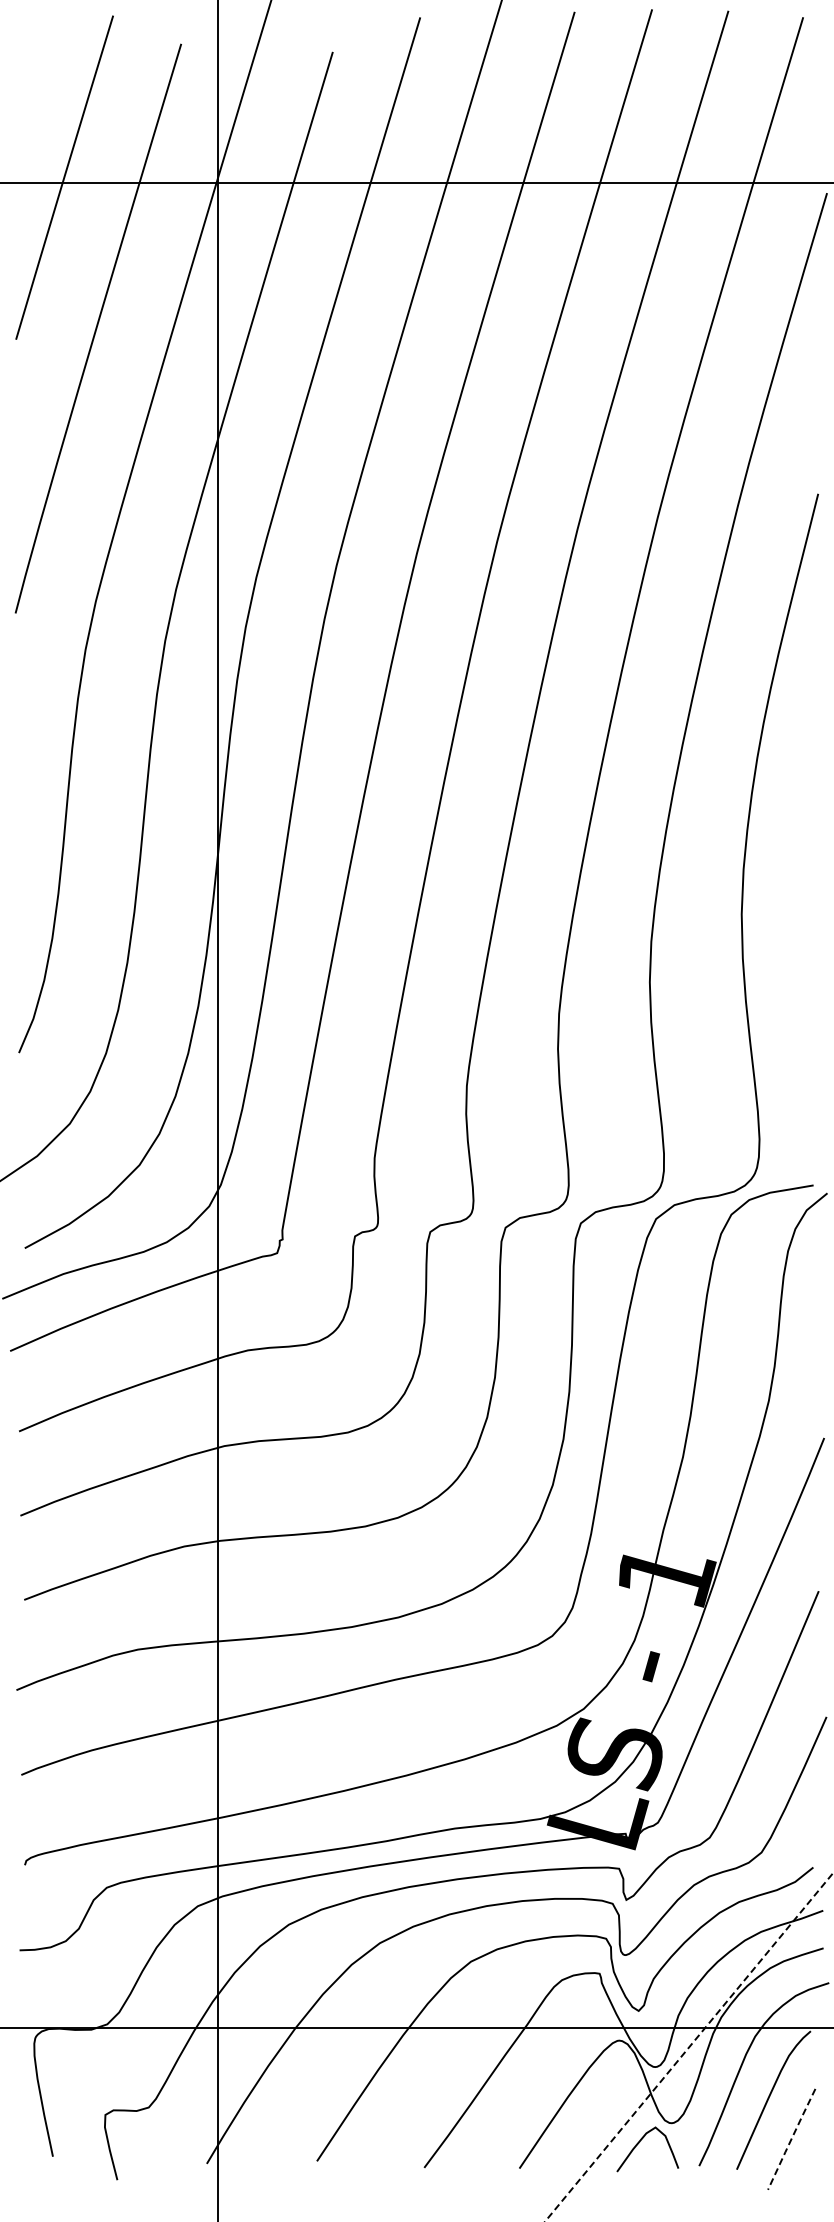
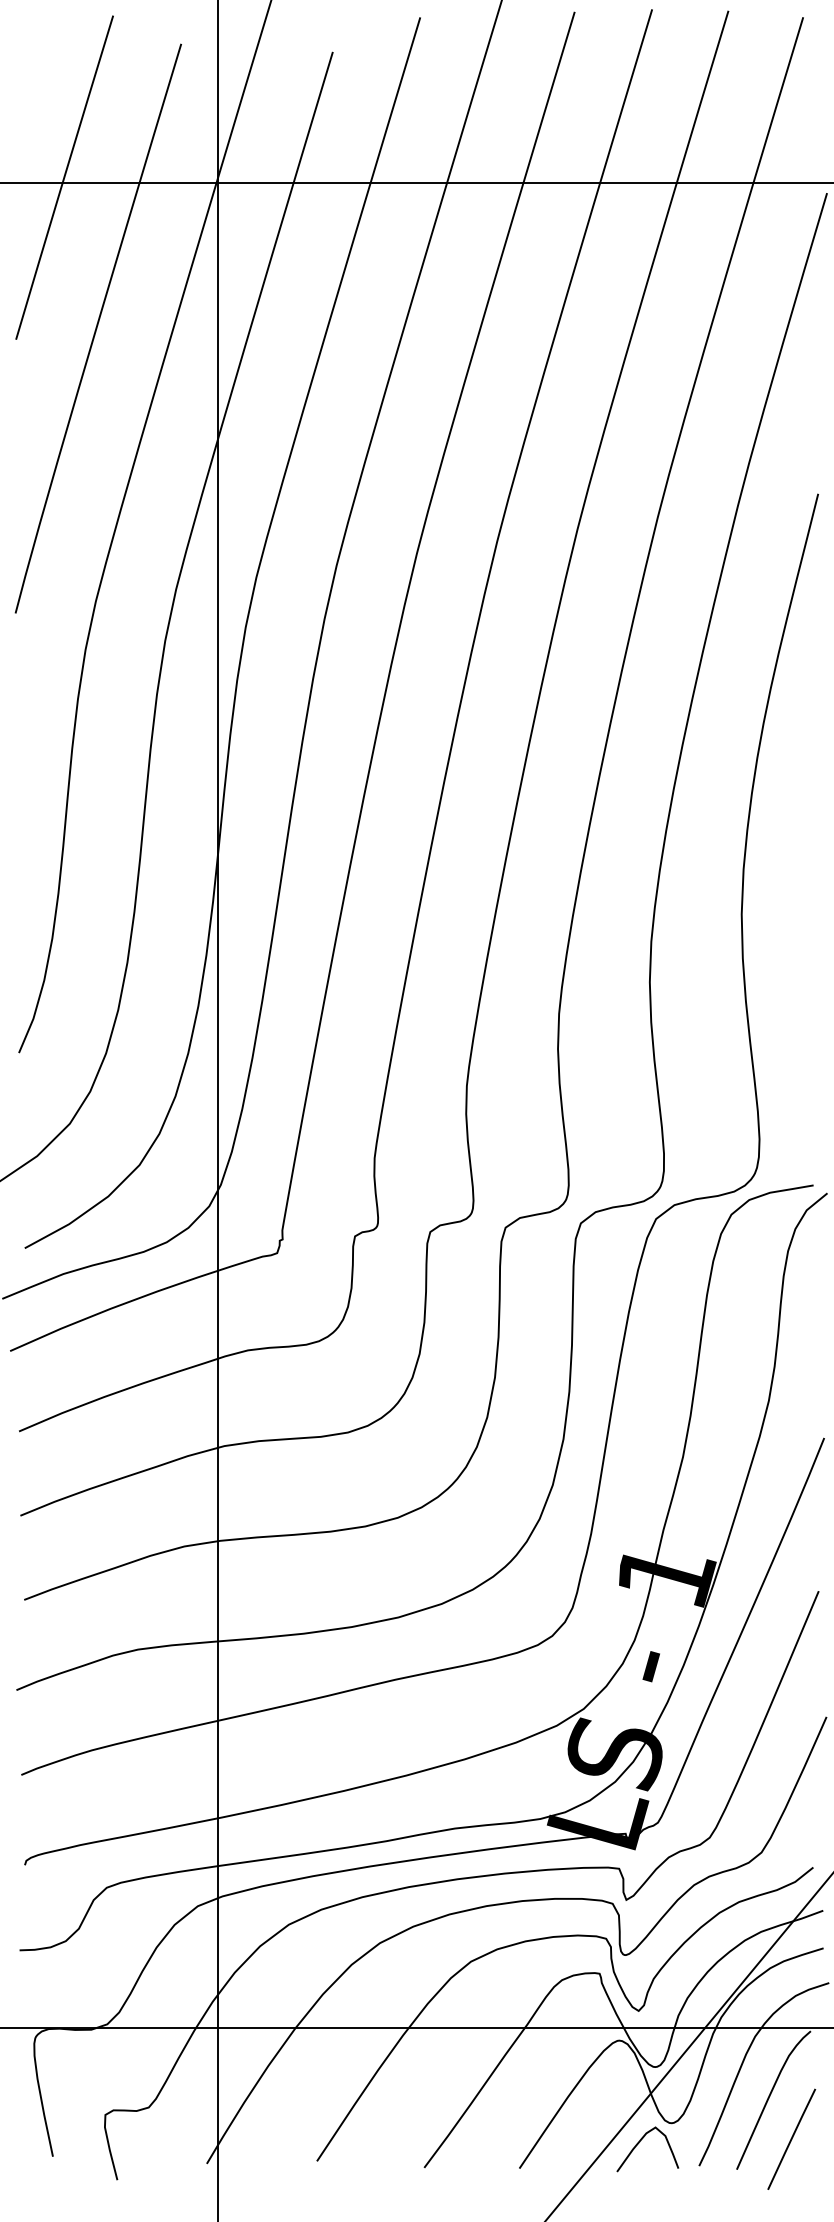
line: dashed -> solid (689, 2047)
line: dashed -> solid (791, 2139)
